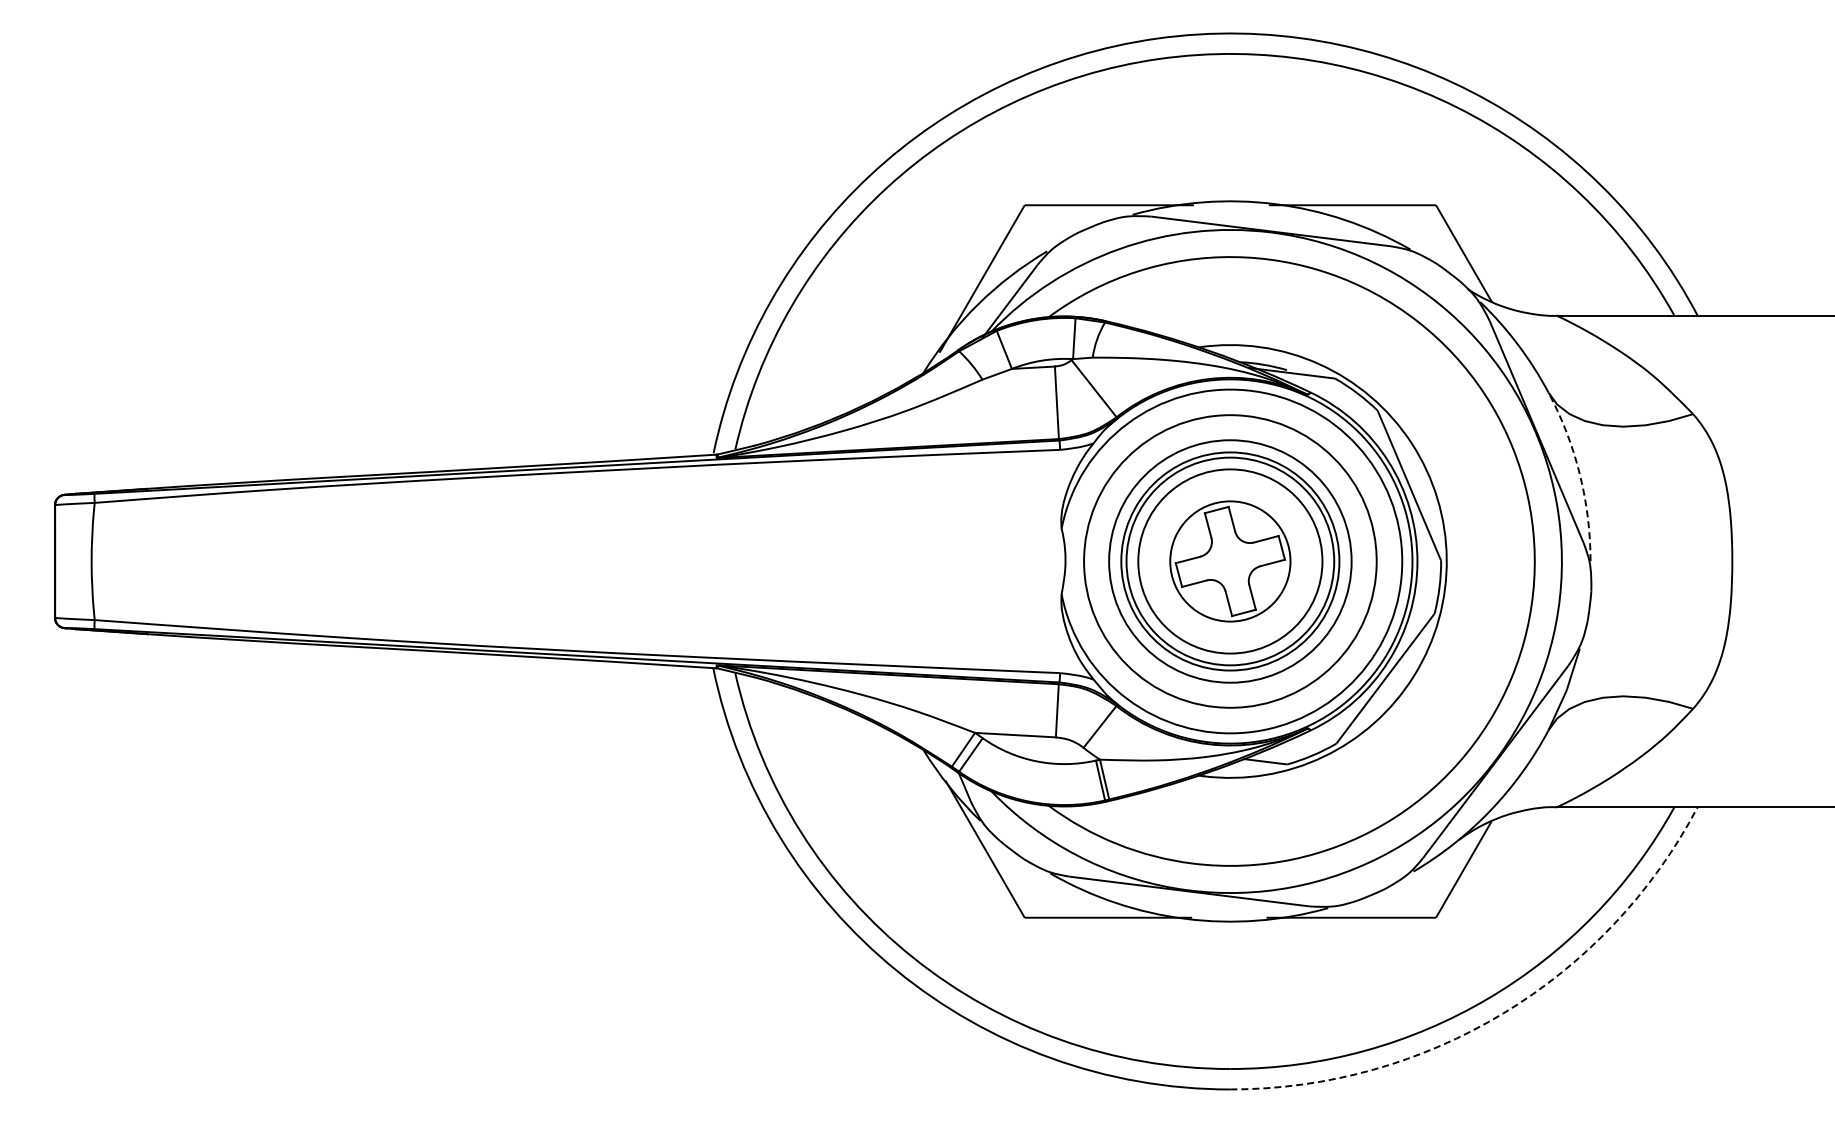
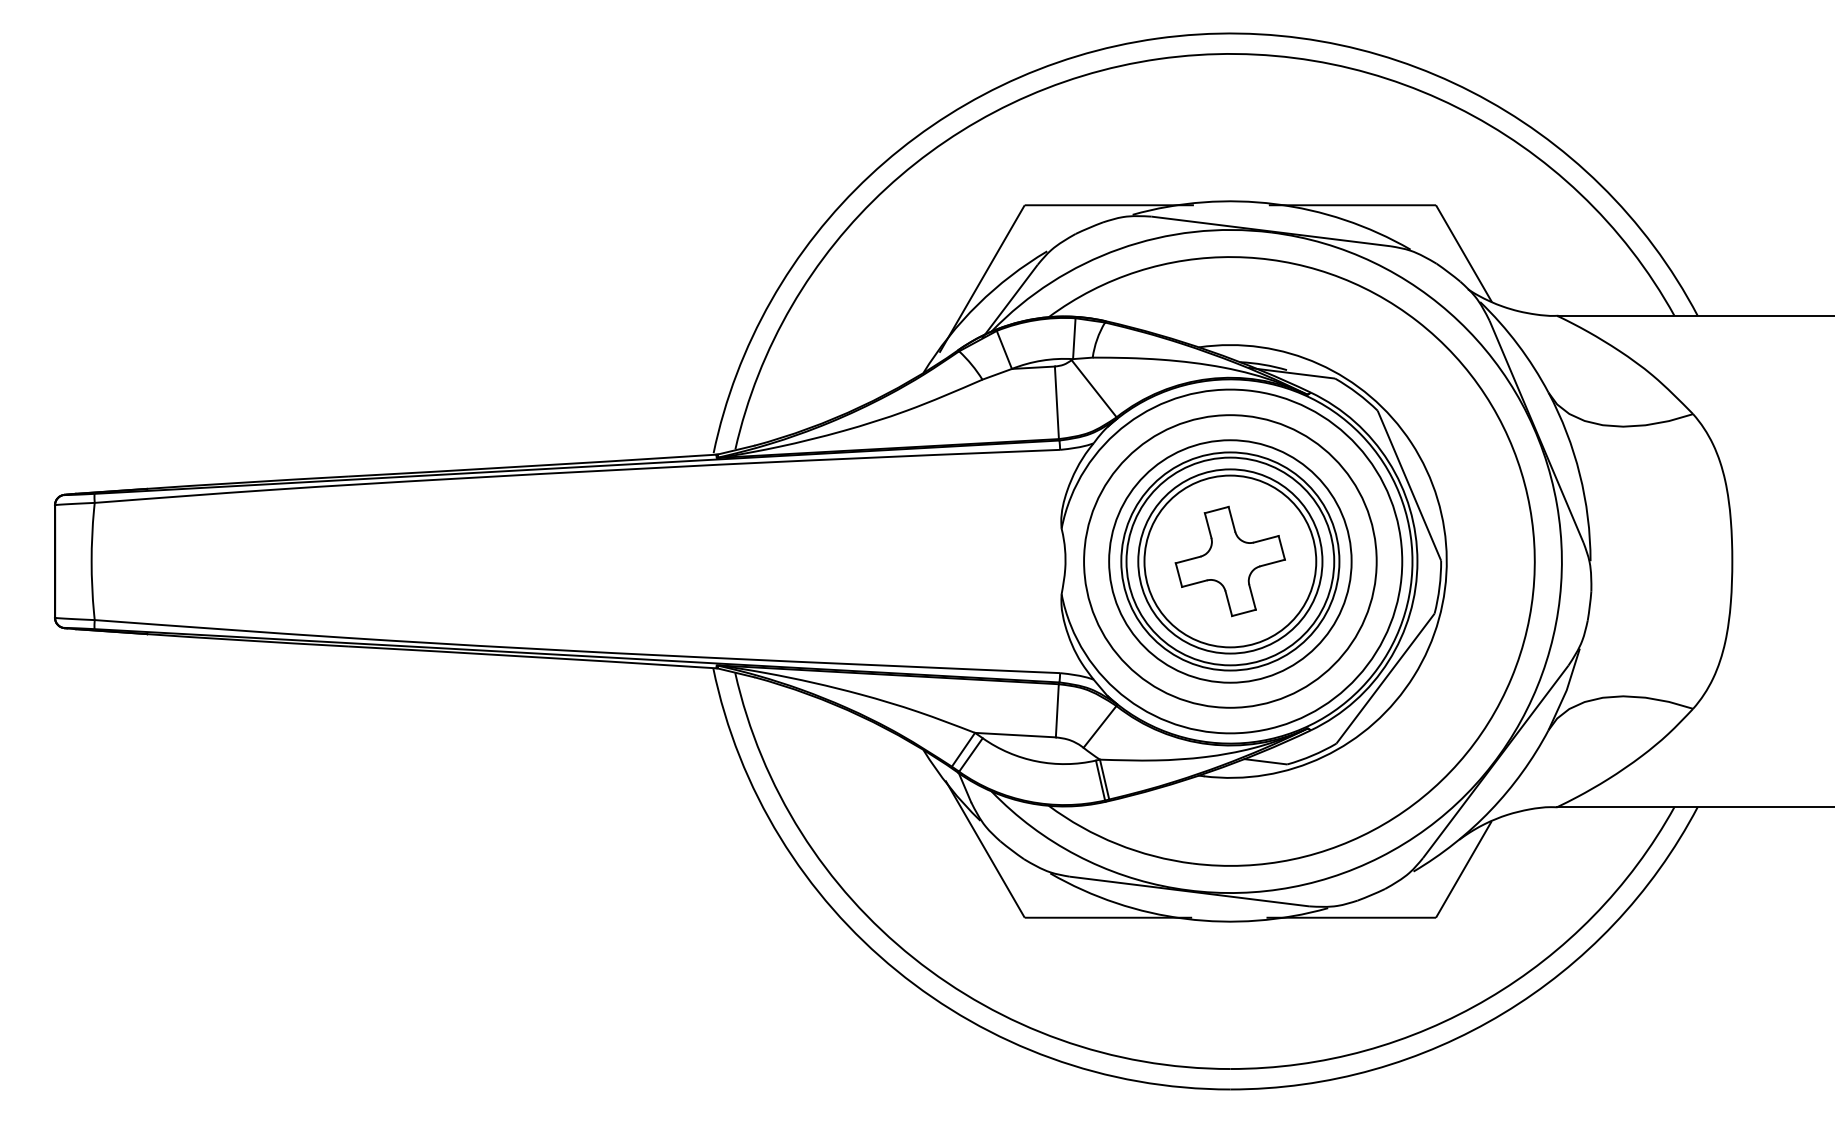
arc: dashed -> solid (1579, 474)
circle diameter: 120 px -> 172 px (1230, 561)
arc: dashed -> solid (1503, 1013)
